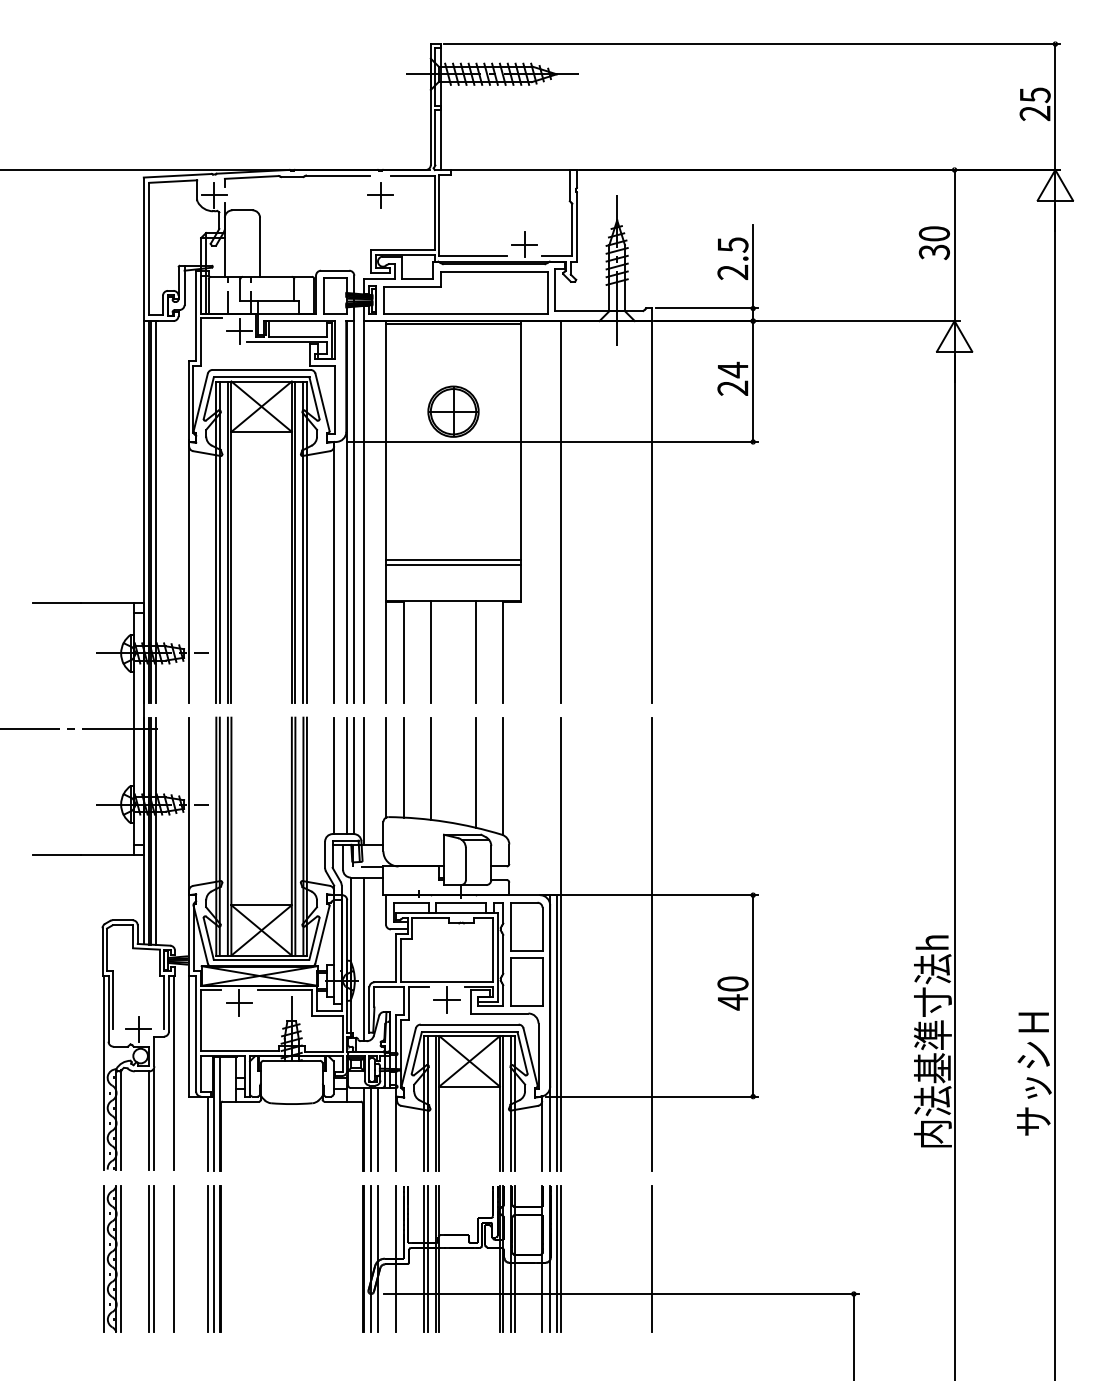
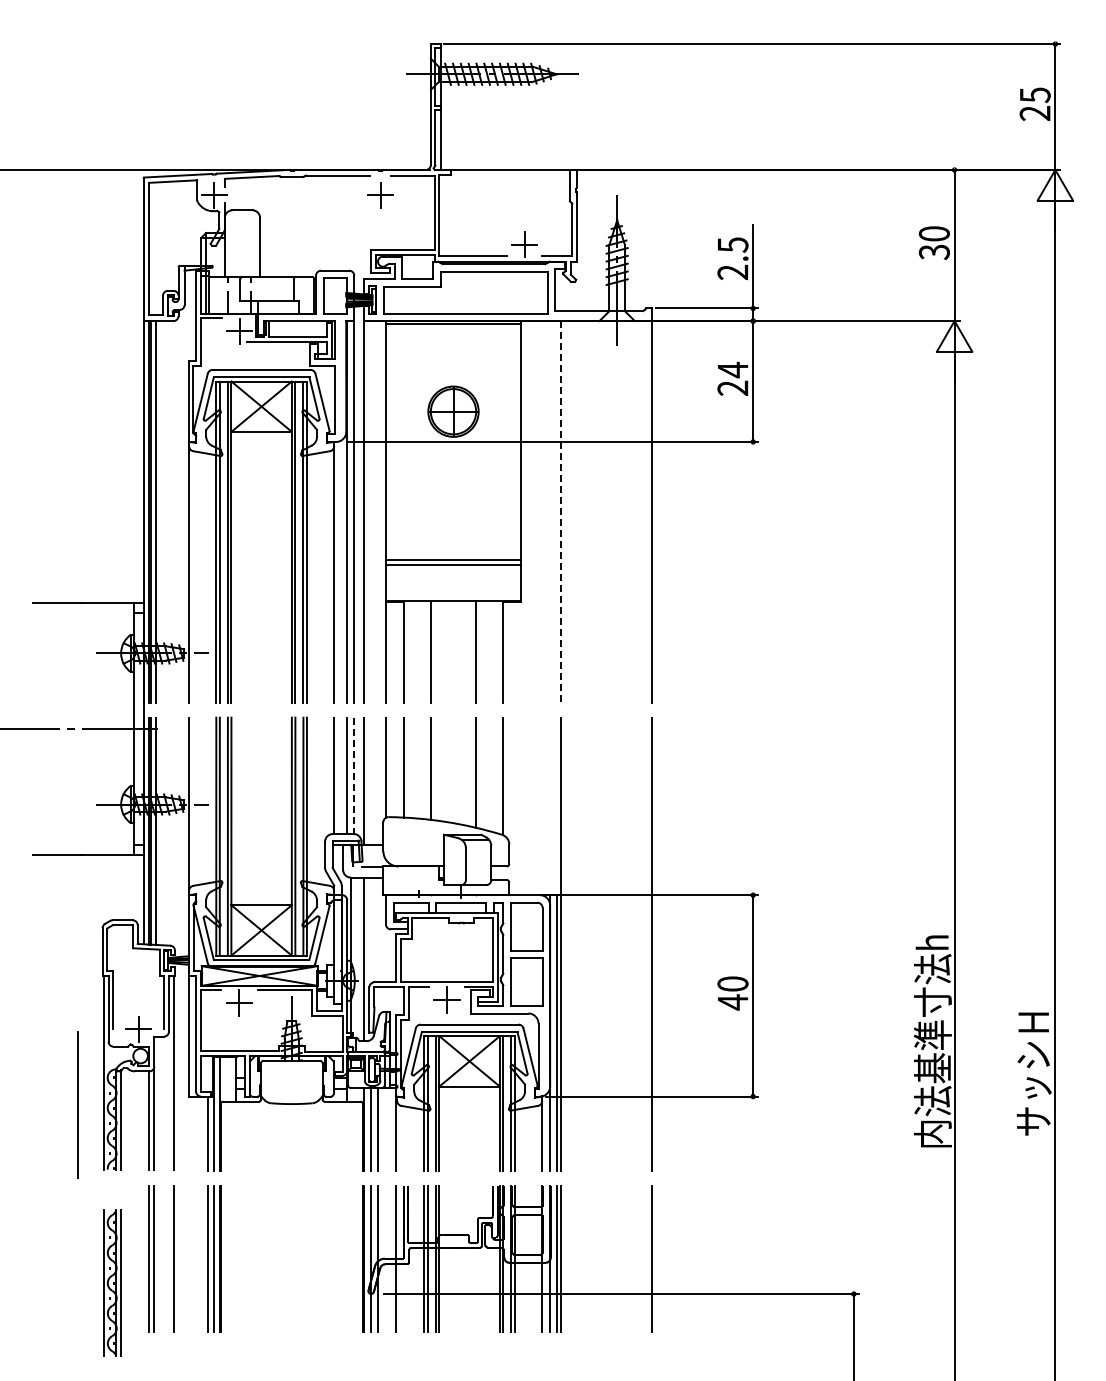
line: solid -> dashed (560, 511)
line: solid -> dashed (354, 776)
line: none -> present (77, 1104)
part position: (112, 1258) -> (112, 1282) (112, 1282)
